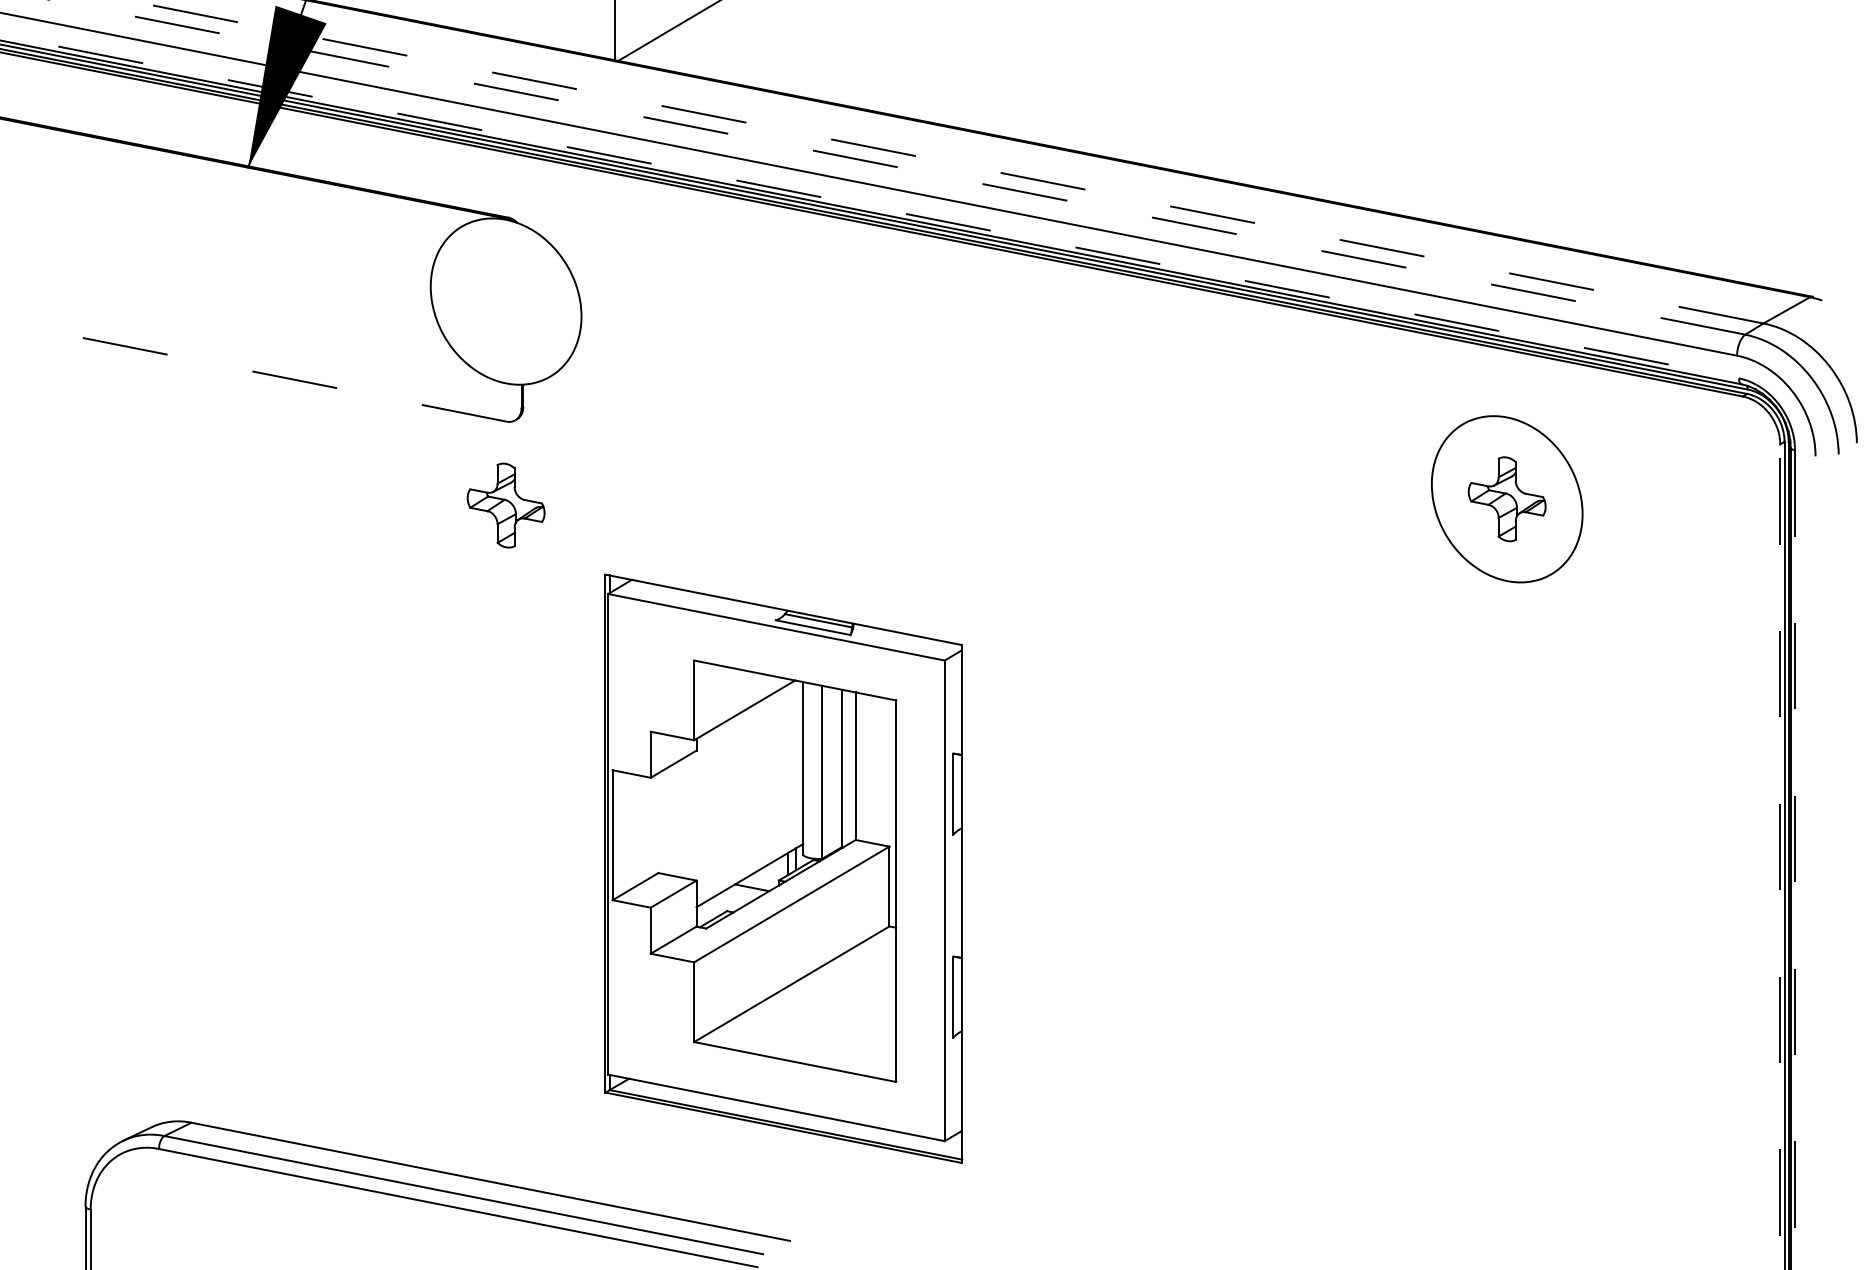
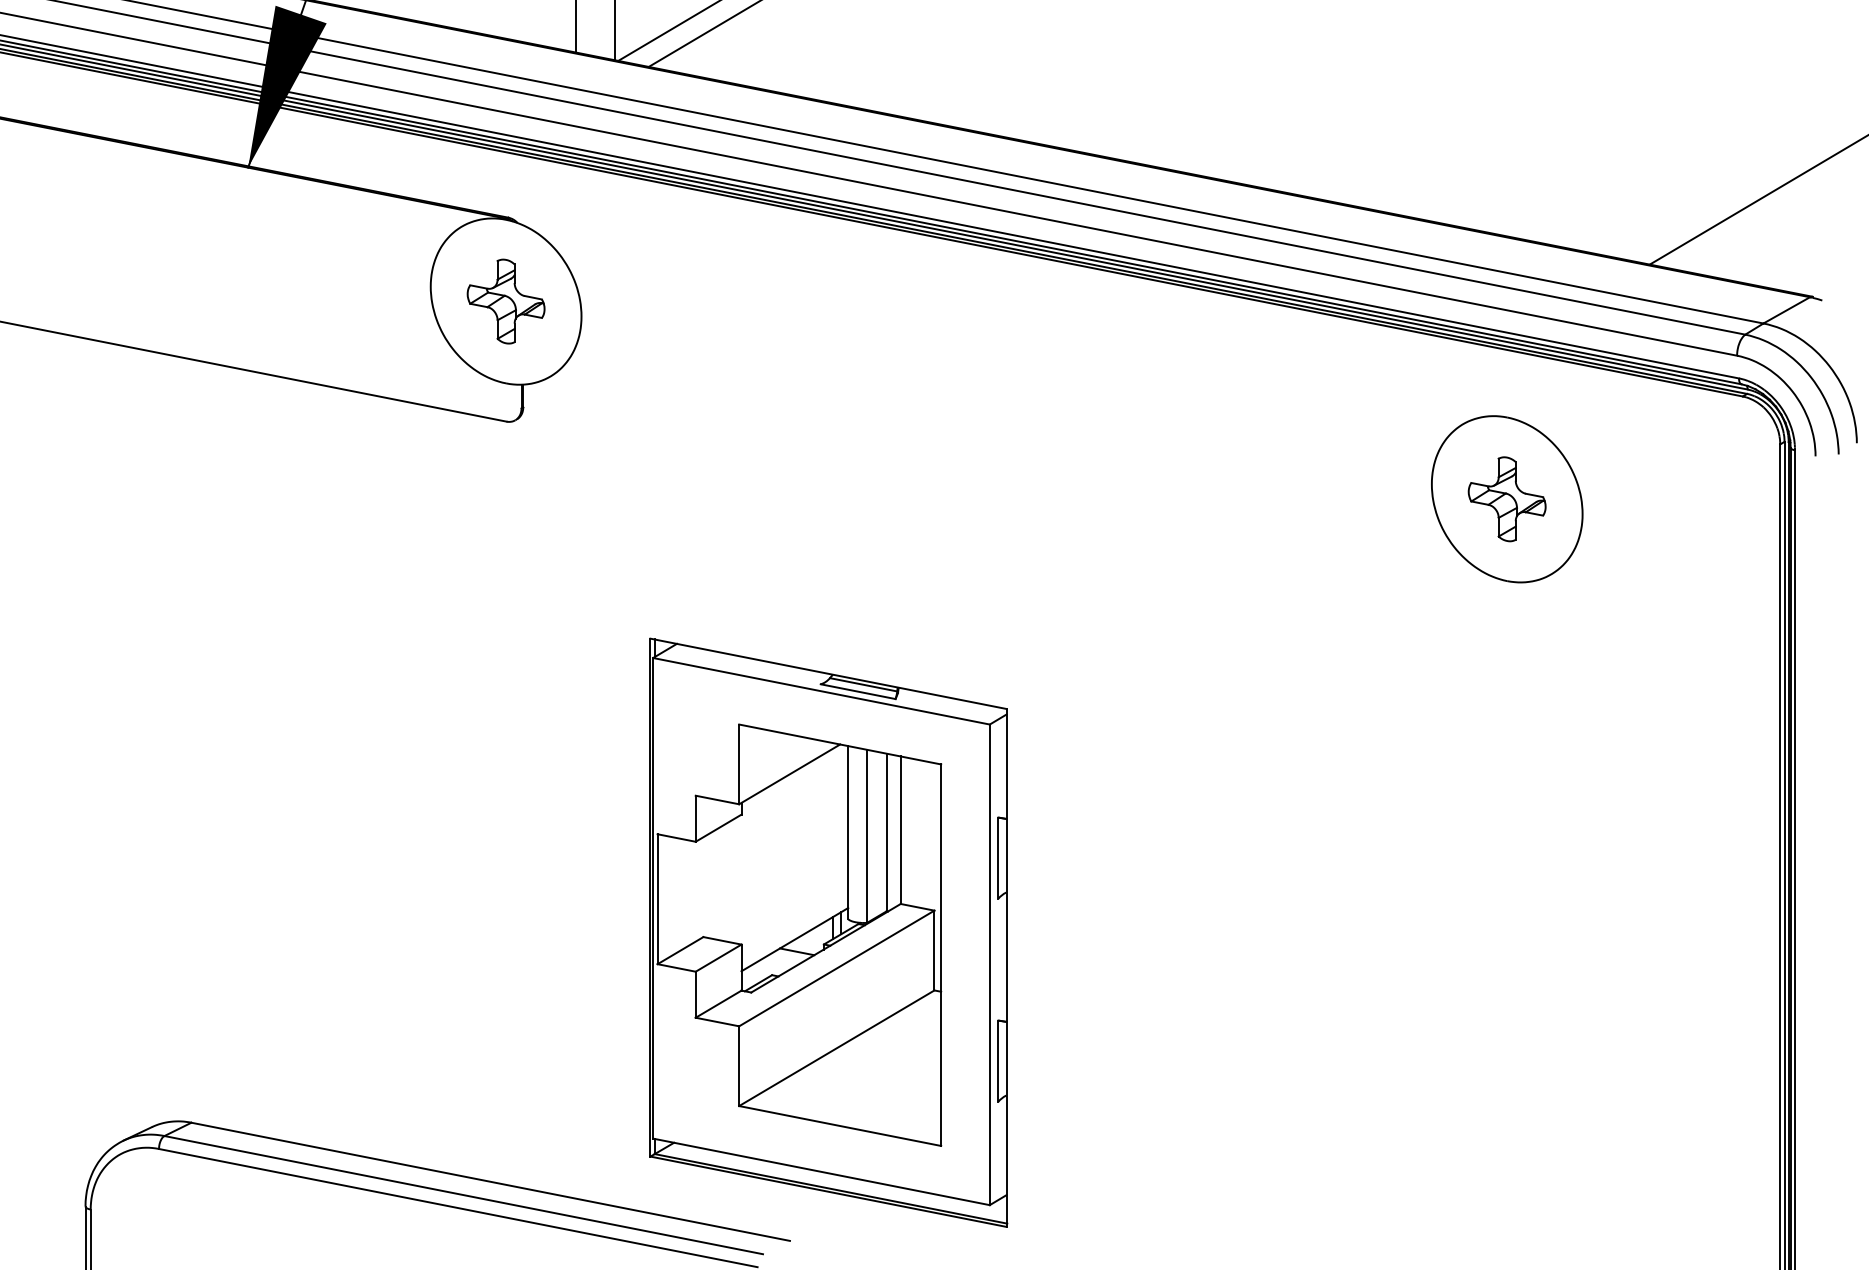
line: none -> present (575, 27)
line: none -> present (703, 34)
line: dashed -> solid (944, 161)
line: dashed -> solid (897, 167)
line: none -> present (1757, 200)
line: dashed -> solid (869, 206)
line: dashed -> solid (252, 371)
part position: (505, 505) -> (505, 301) (505, 301)
line: dashed -> solid (1780, 856)
line: dashed -> solid (1795, 860)
part position: (783, 868) -> (828, 932) (828, 932)
